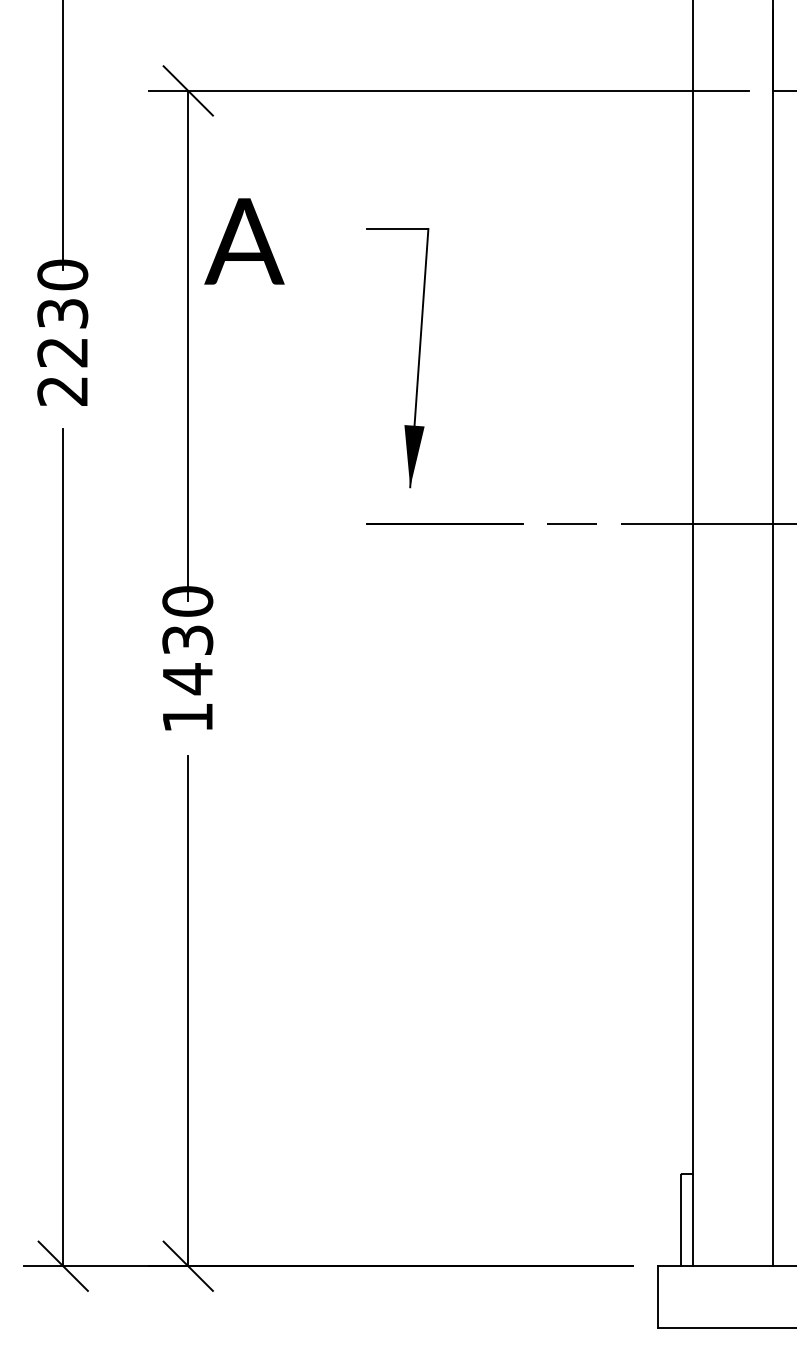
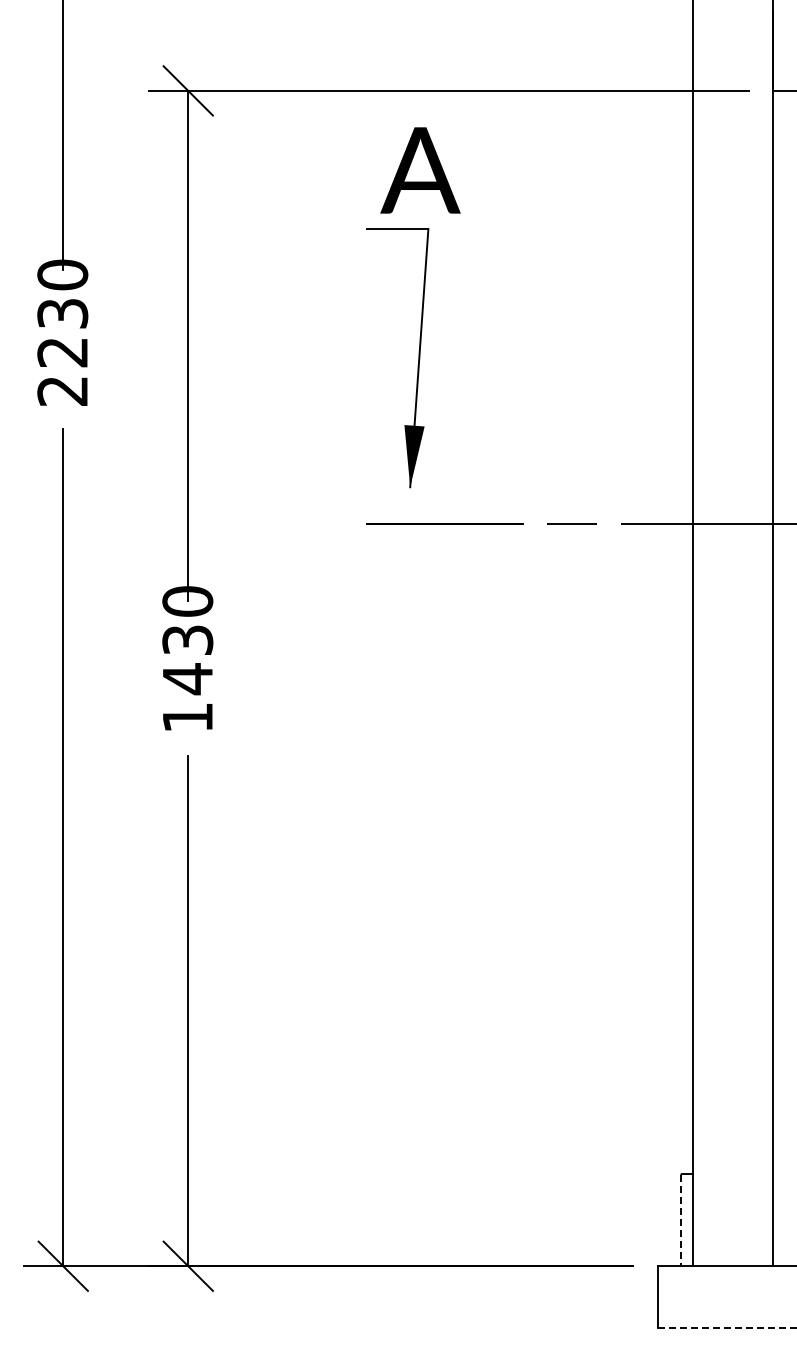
text position: (244, 241) -> (420, 170) (420, 170)
line: solid -> dashed (681, 1220)
line: solid -> dashed (727, 1327)
